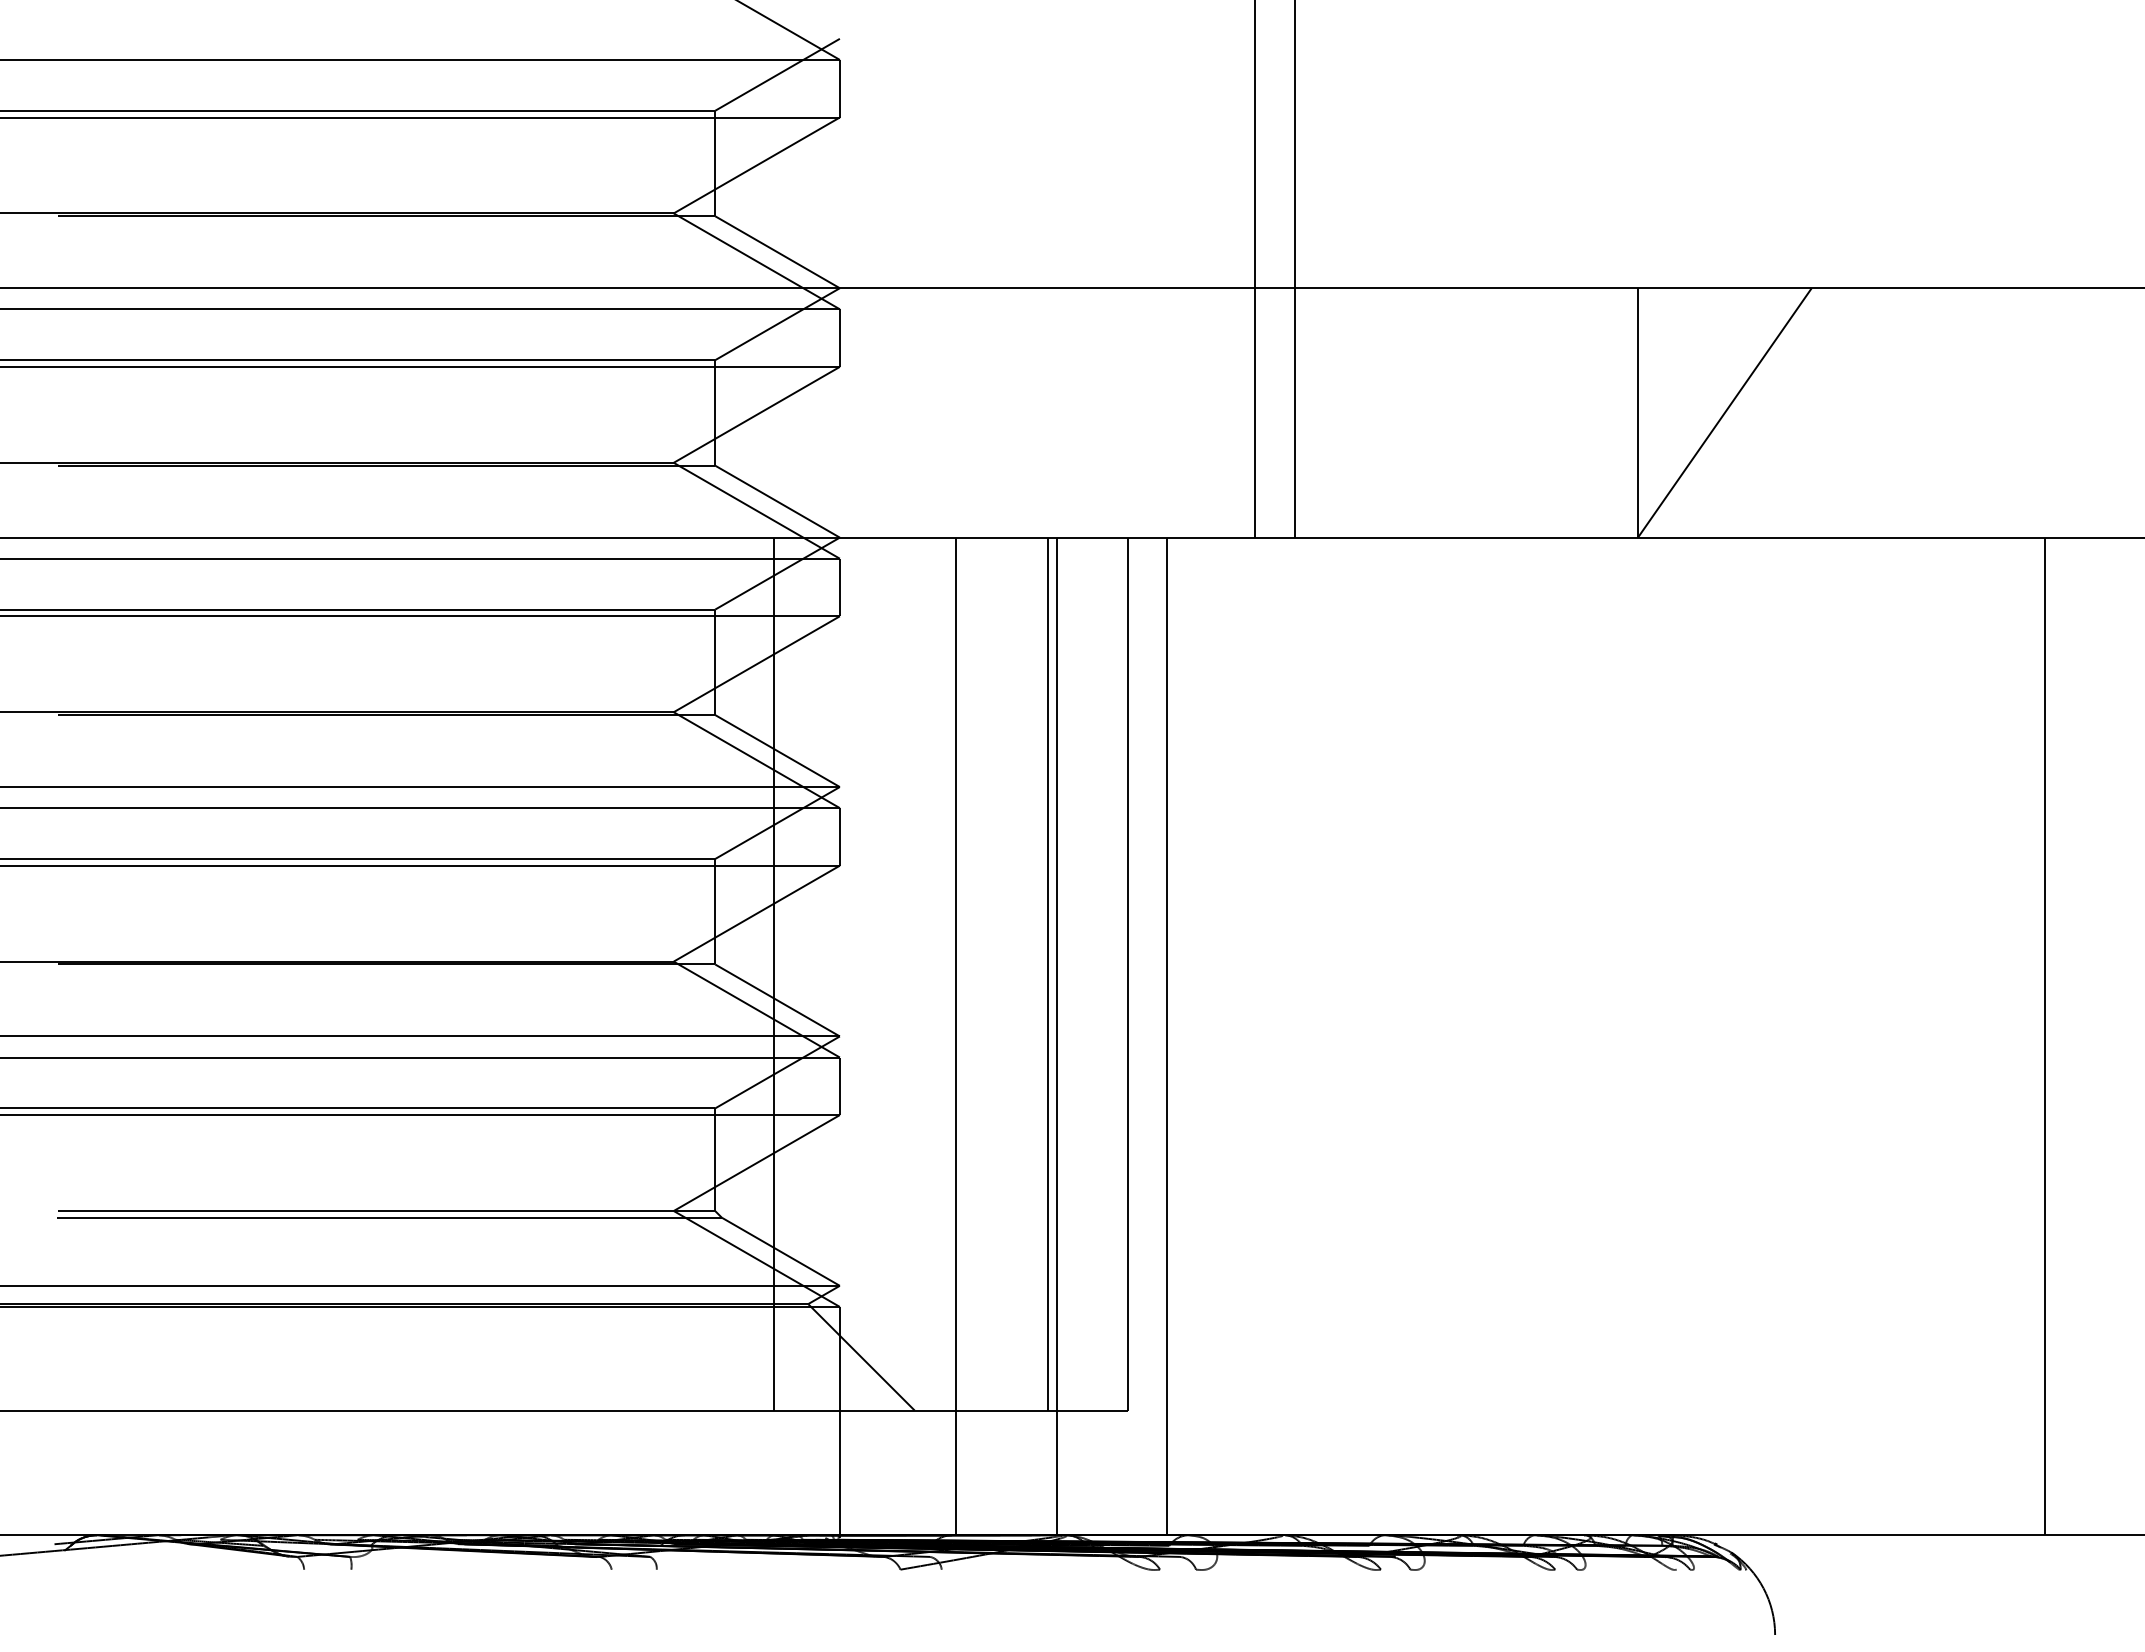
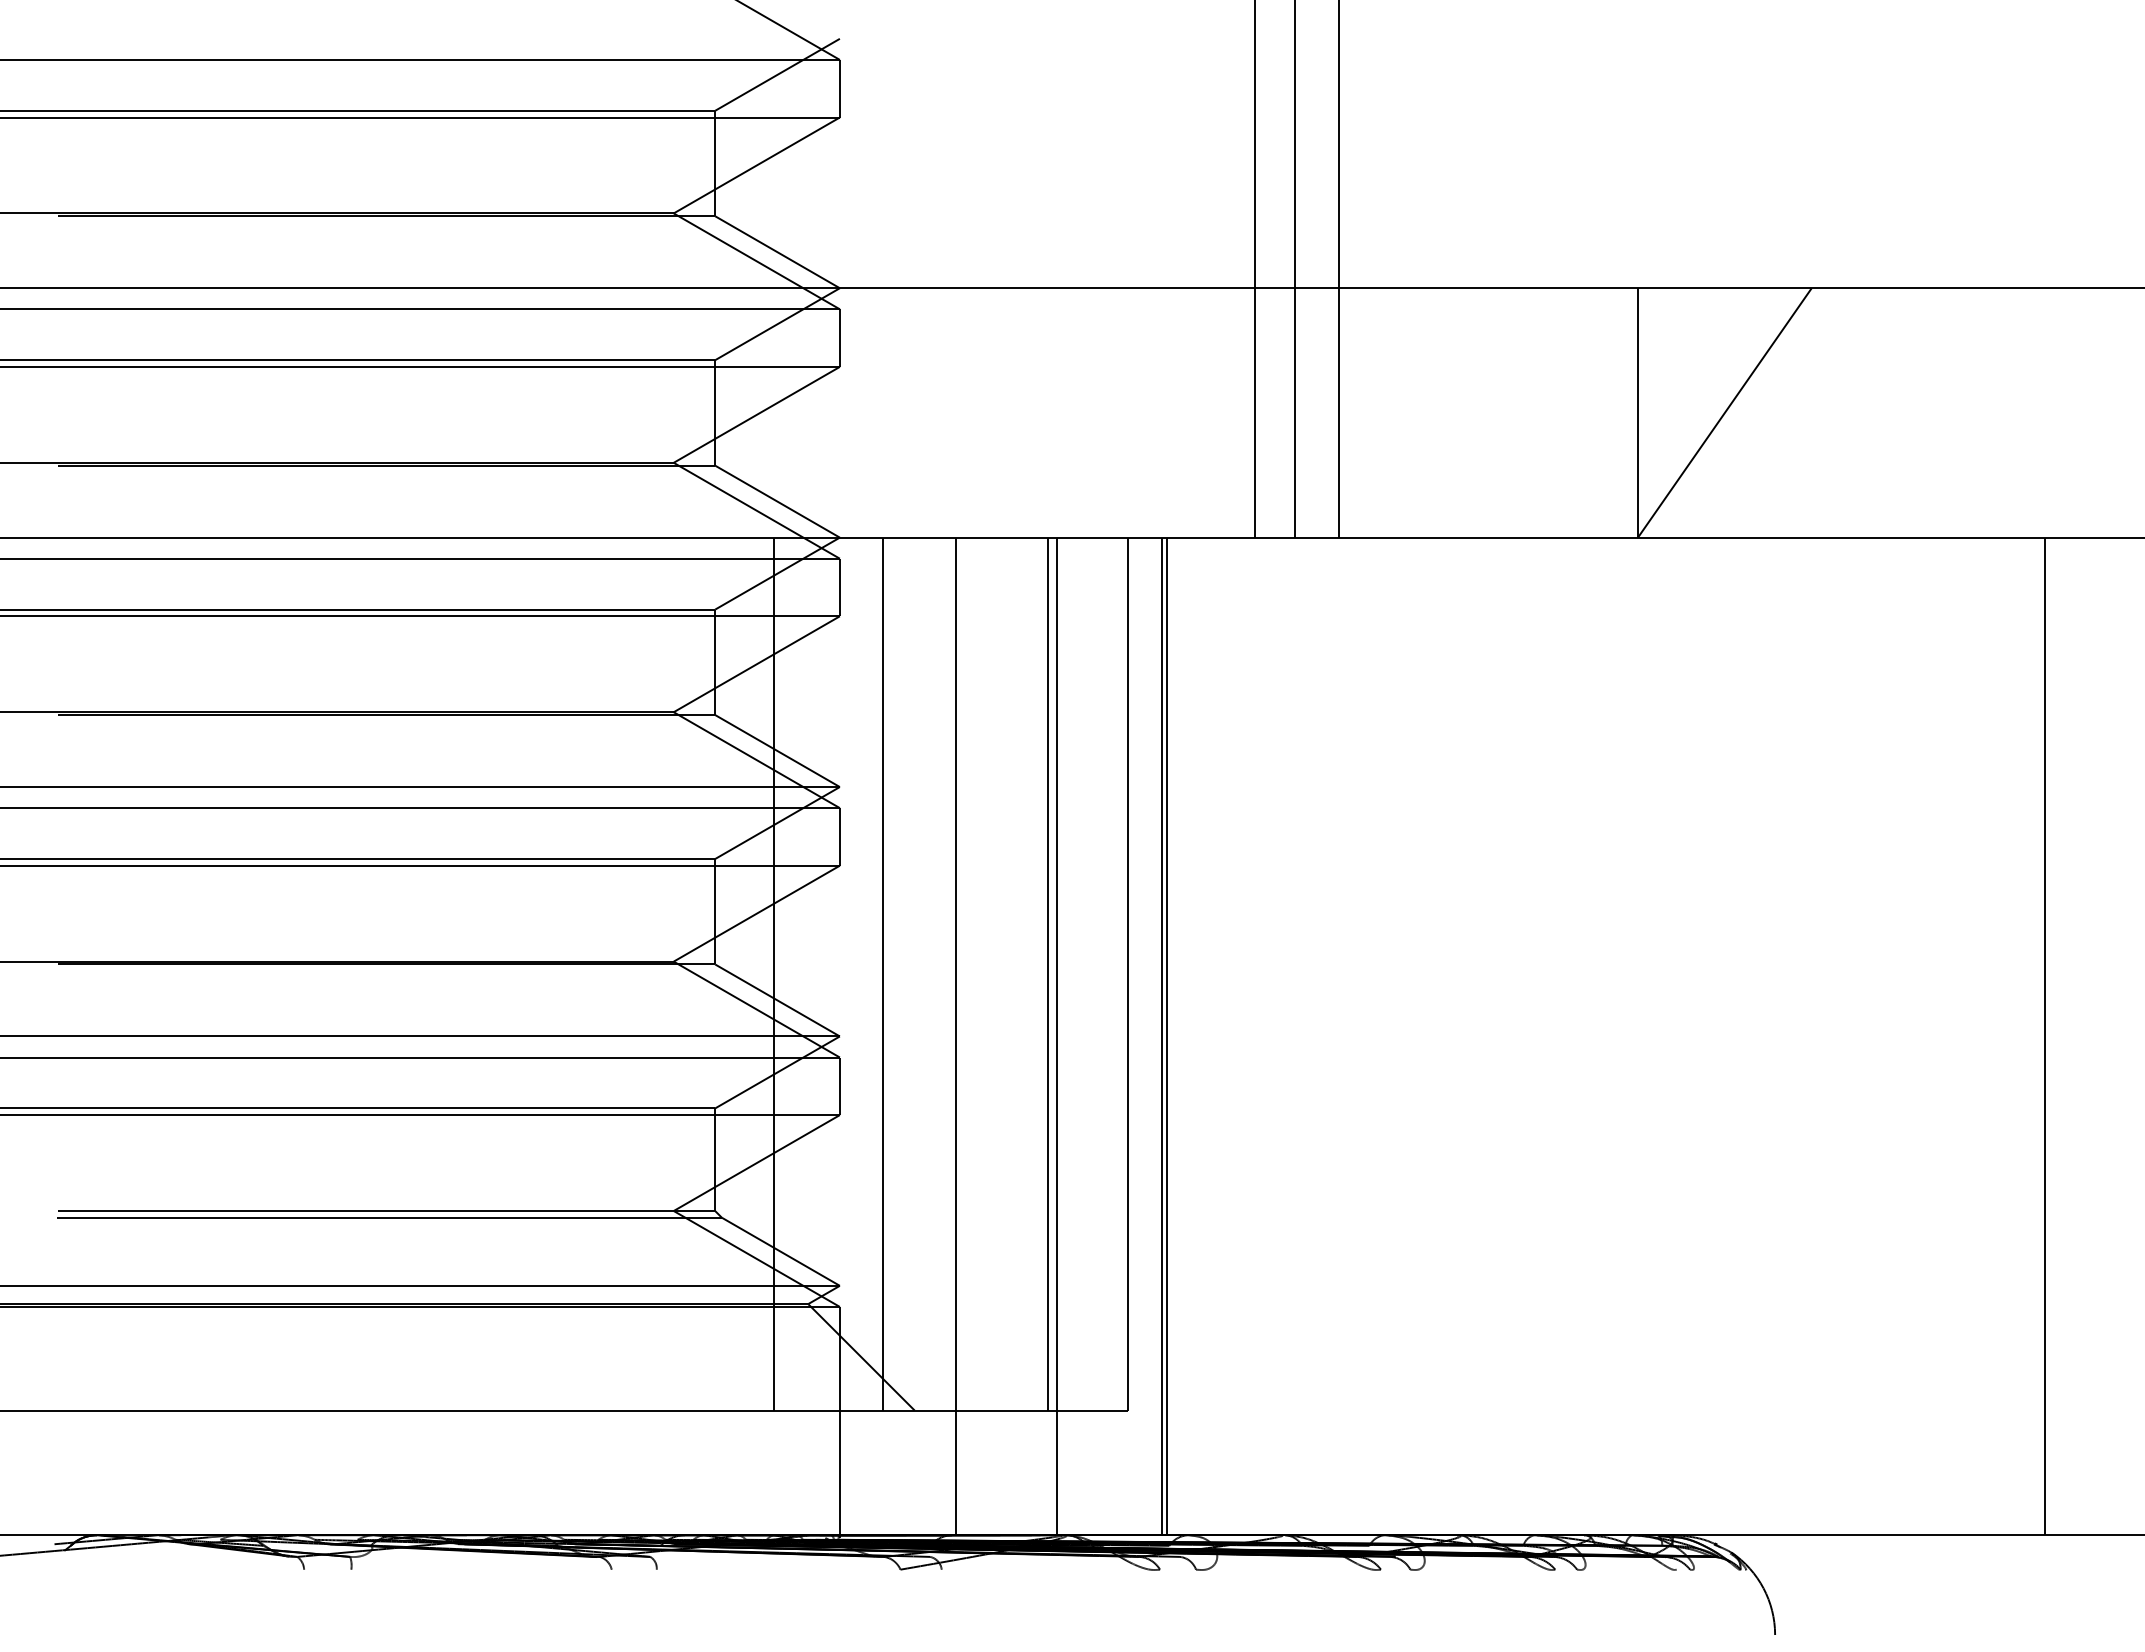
line: none -> present (1338, 269)
line: none -> present (882, 973)
line: none -> present (1161, 1036)
